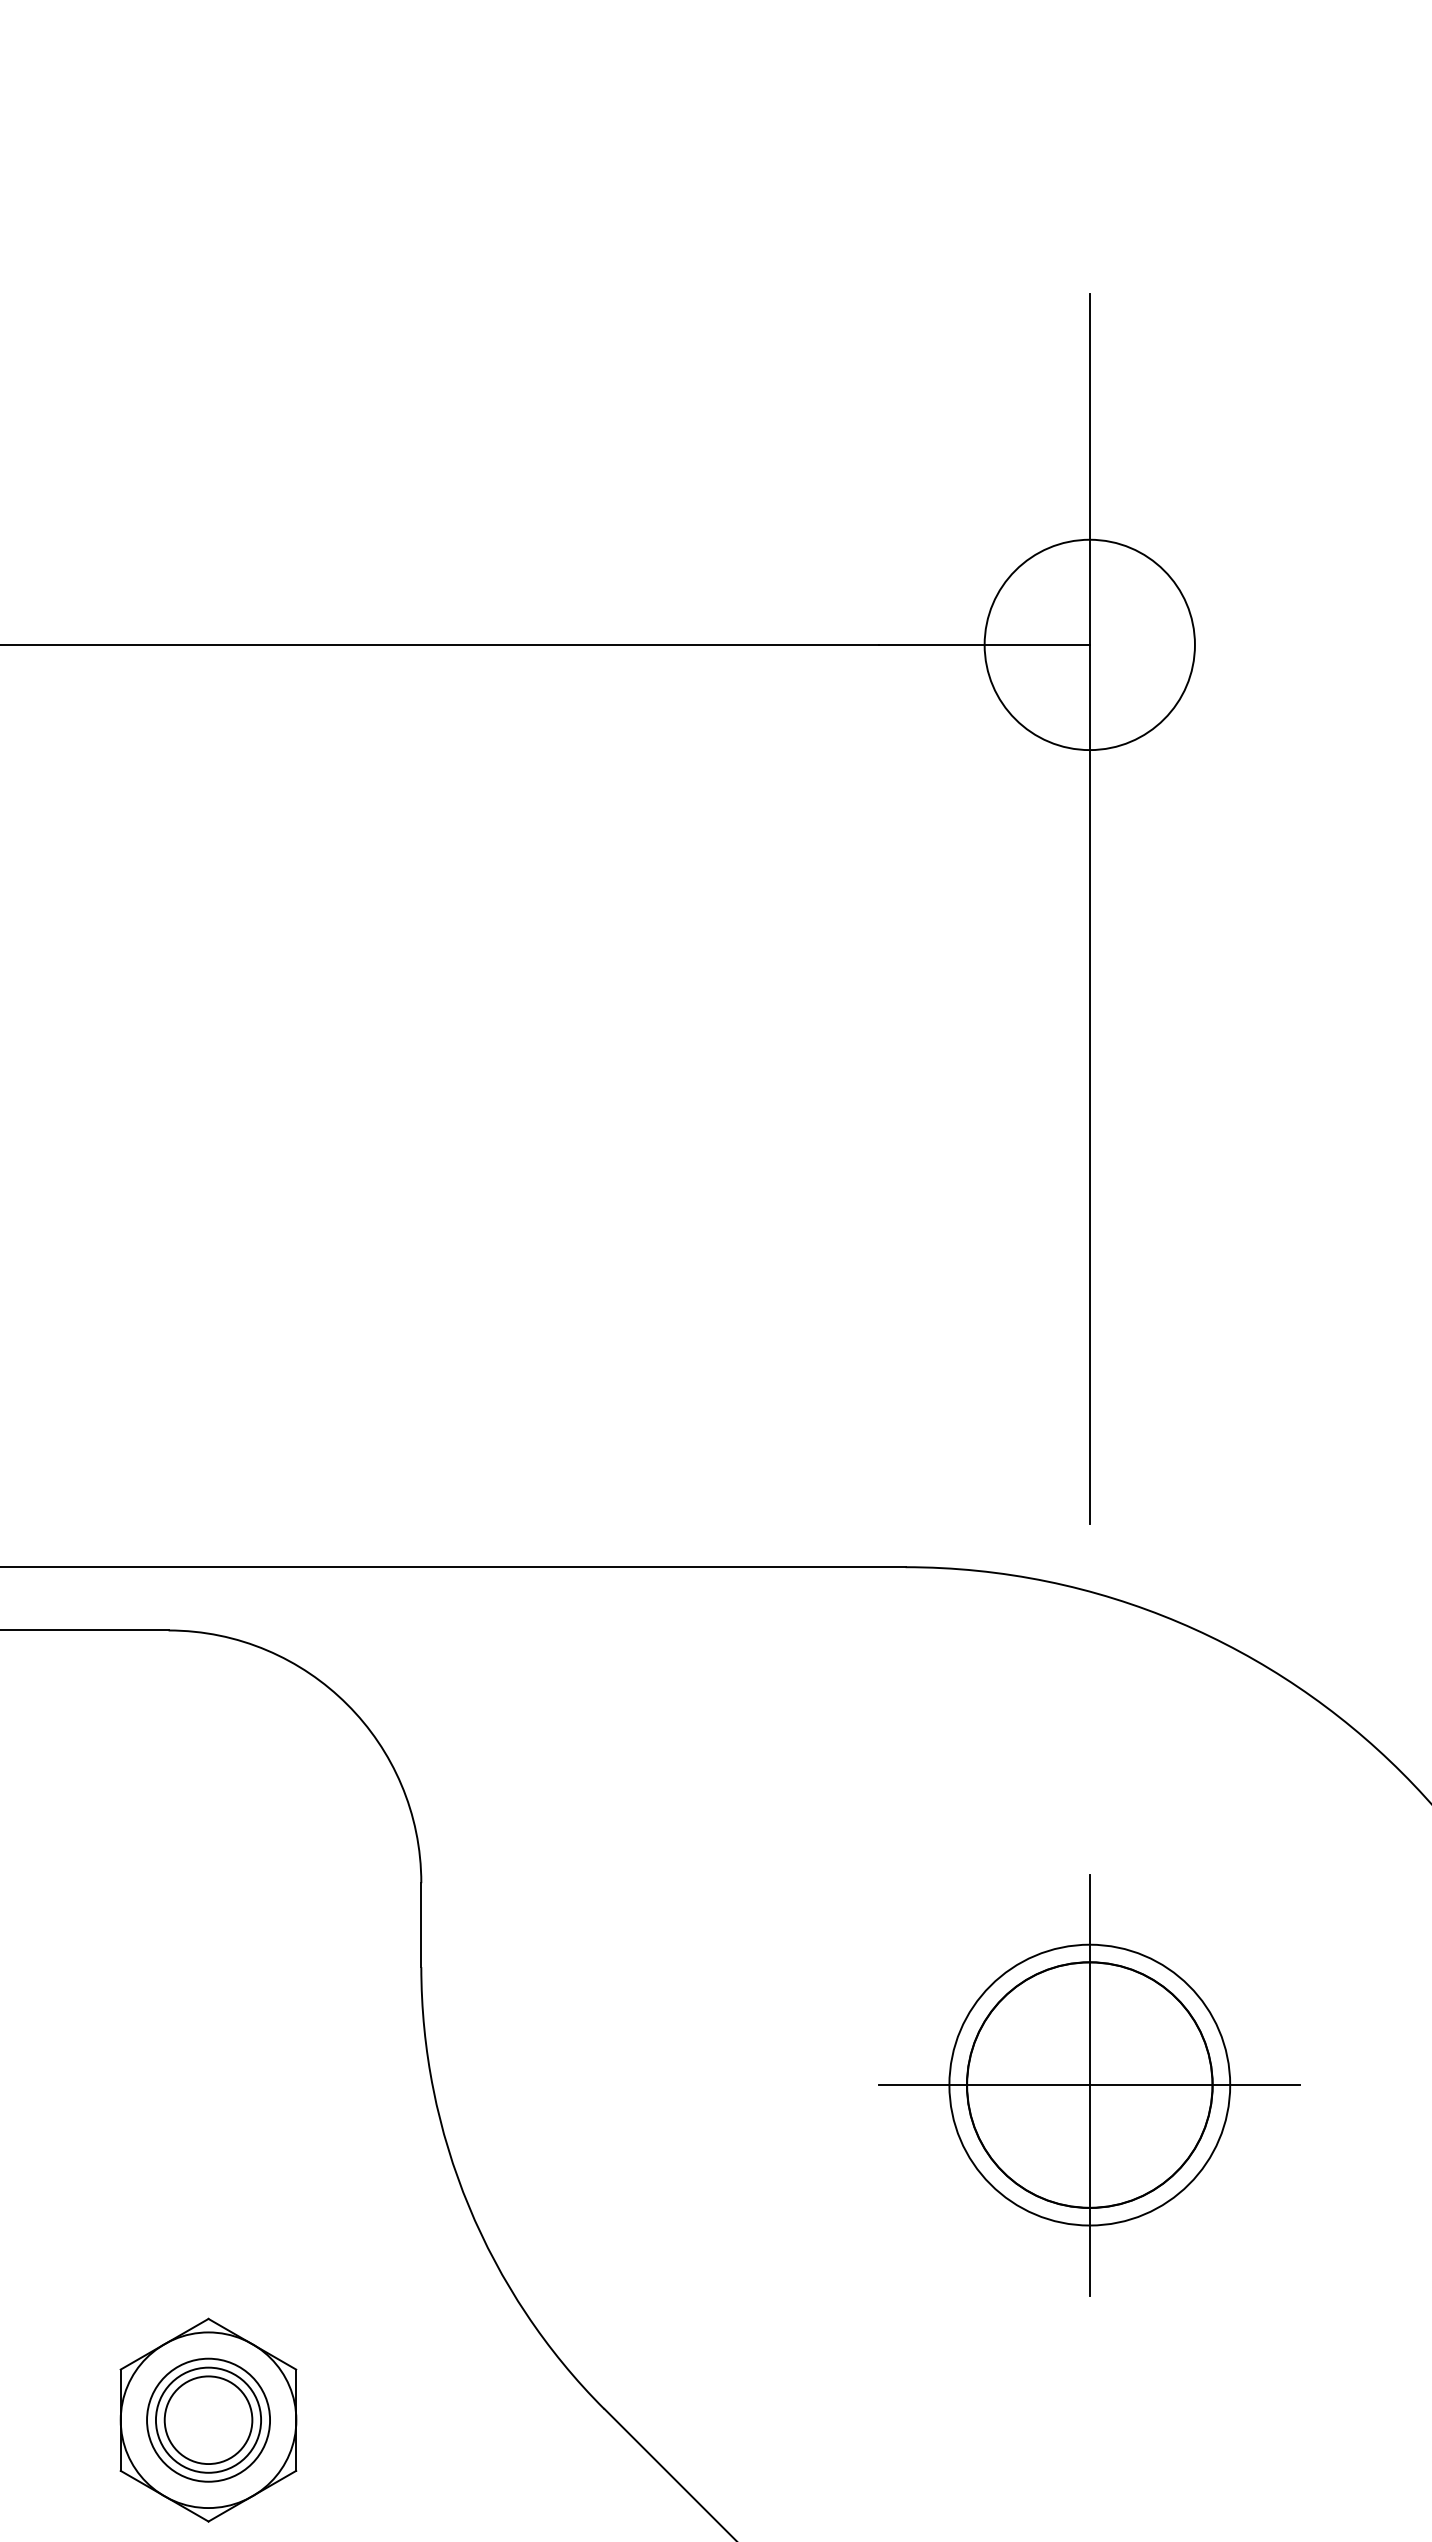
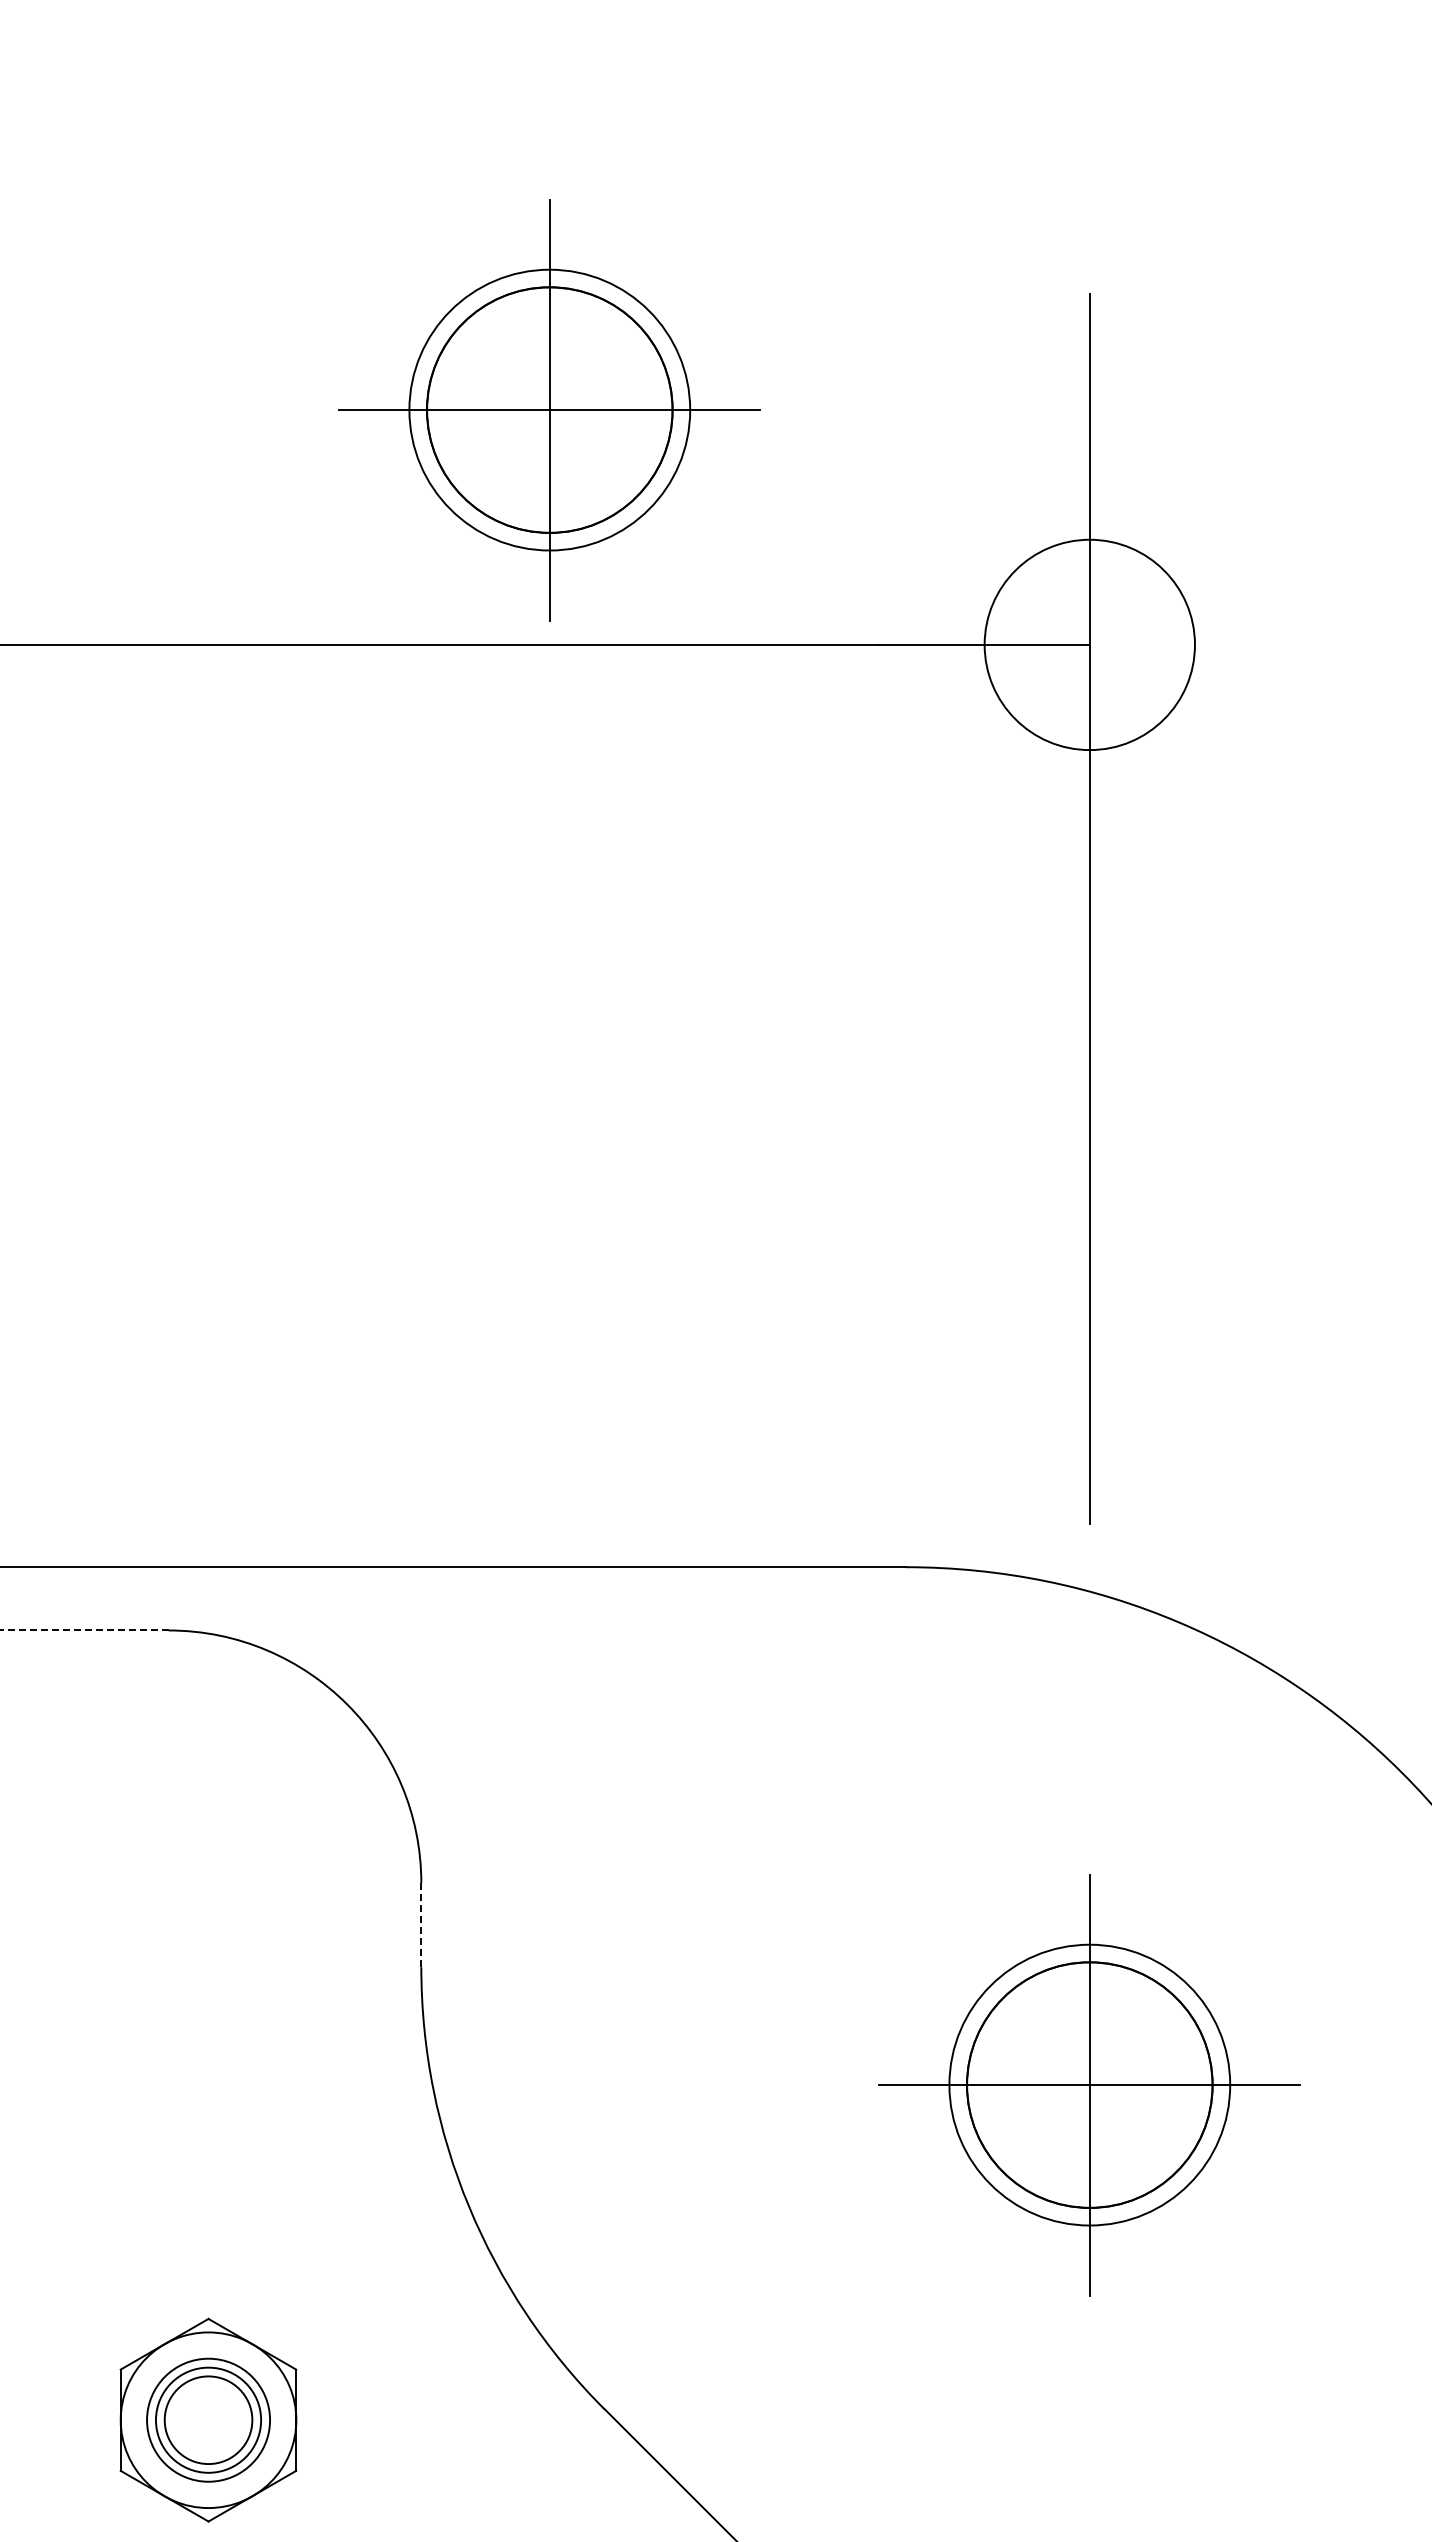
part: none -> present (549, 410)
line: solid -> dashed (84, 1630)
line: solid -> dashed (421, 1925)
